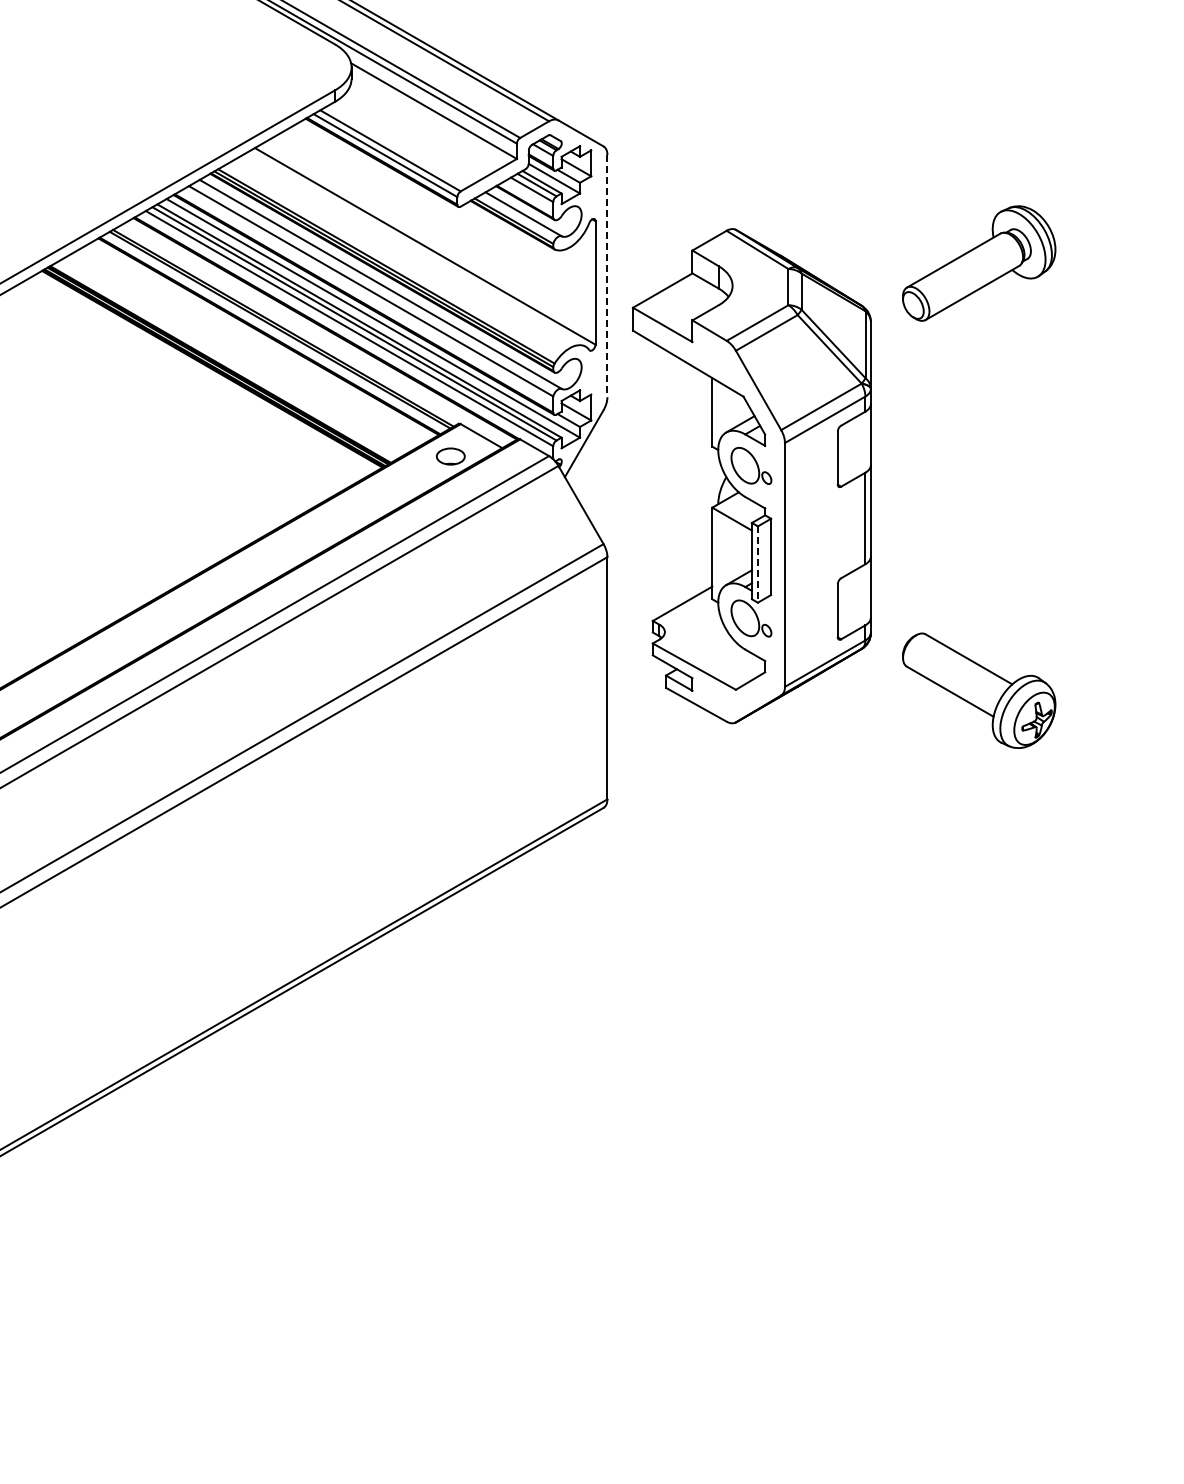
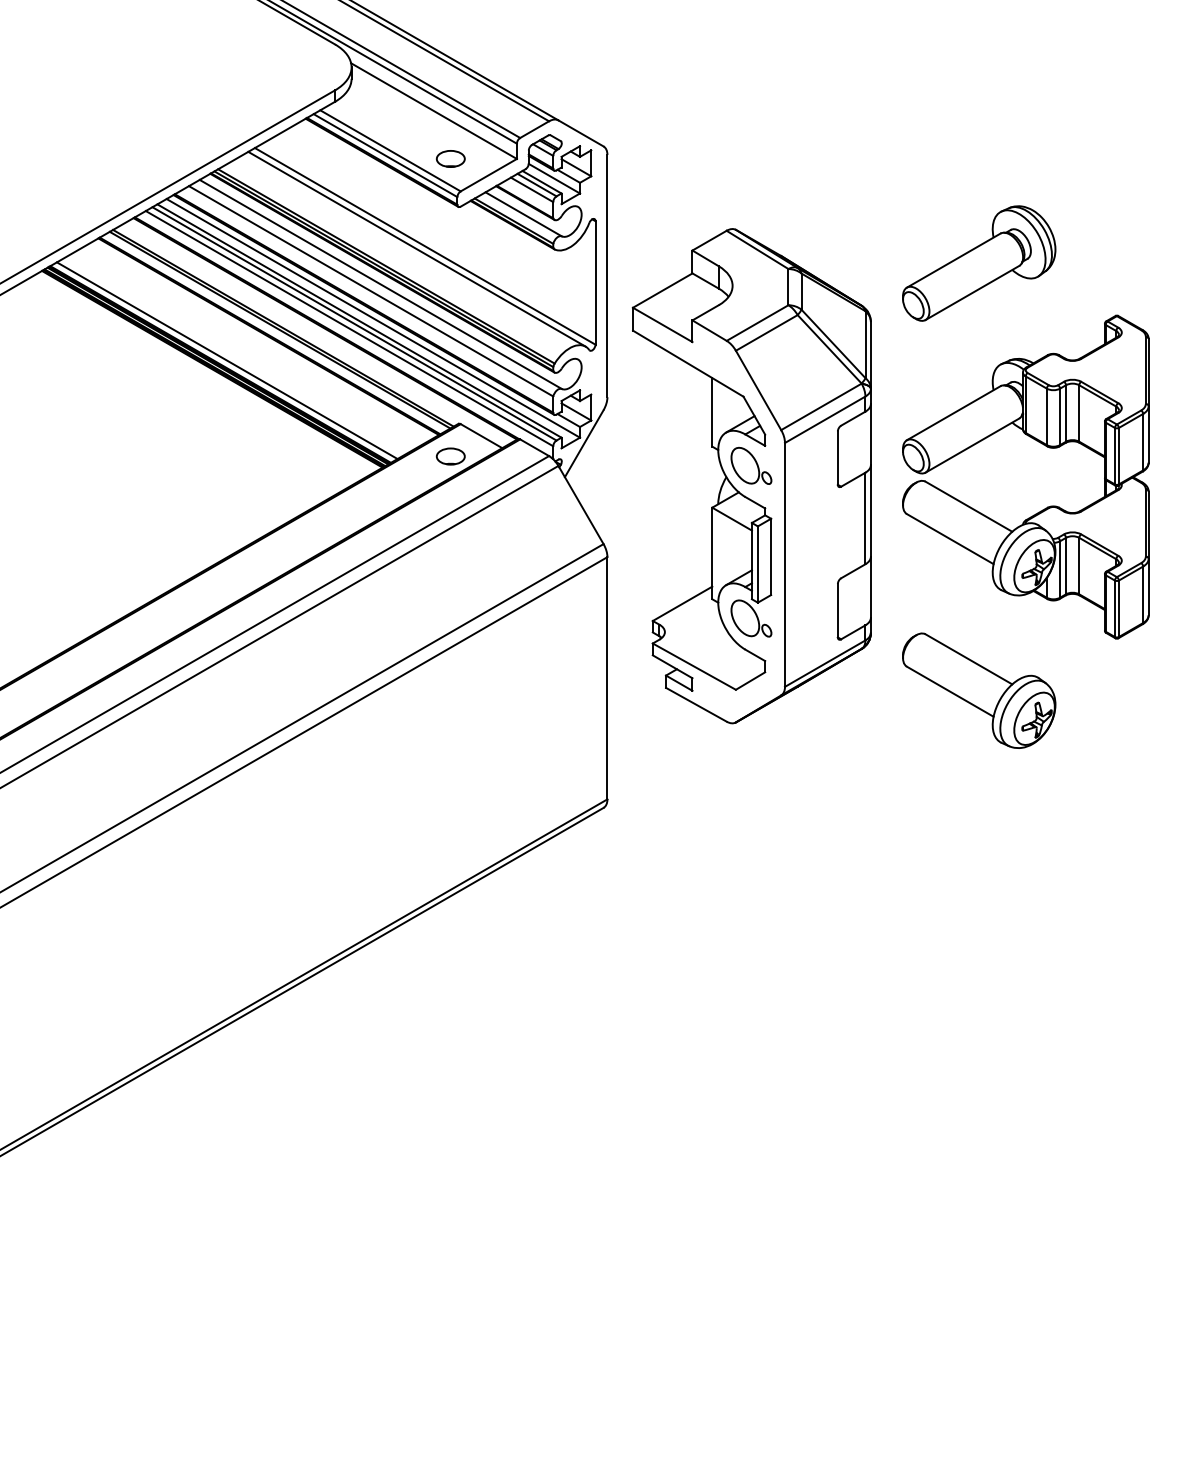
part: none -> present (450, 158)
line: none -> present (416, 248)
line: dashed -> solid (607, 276)
line: none -> present (226, 360)
part: none -> present (1043, 445)
line: dashed -> solid (757, 565)
